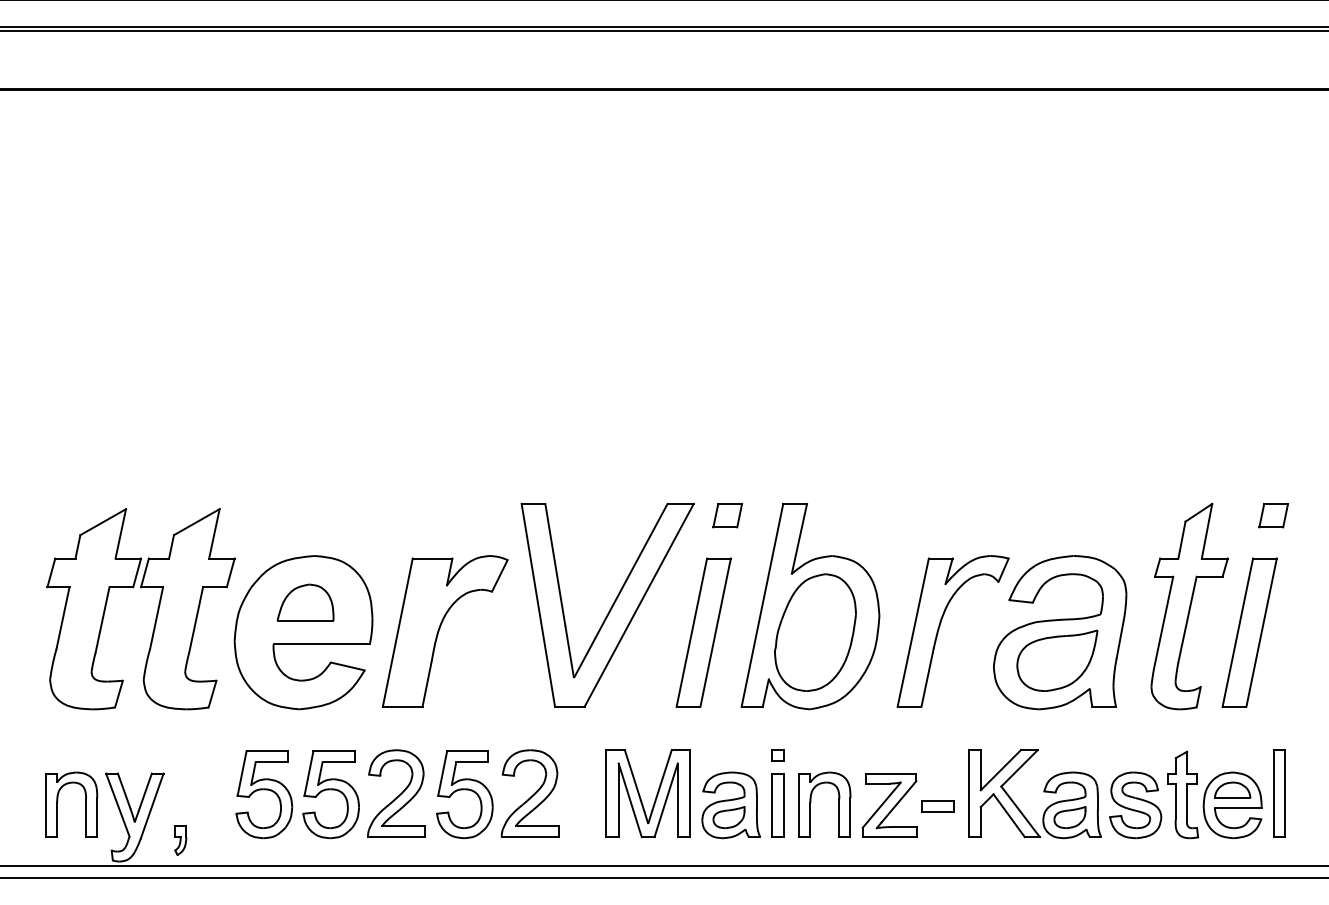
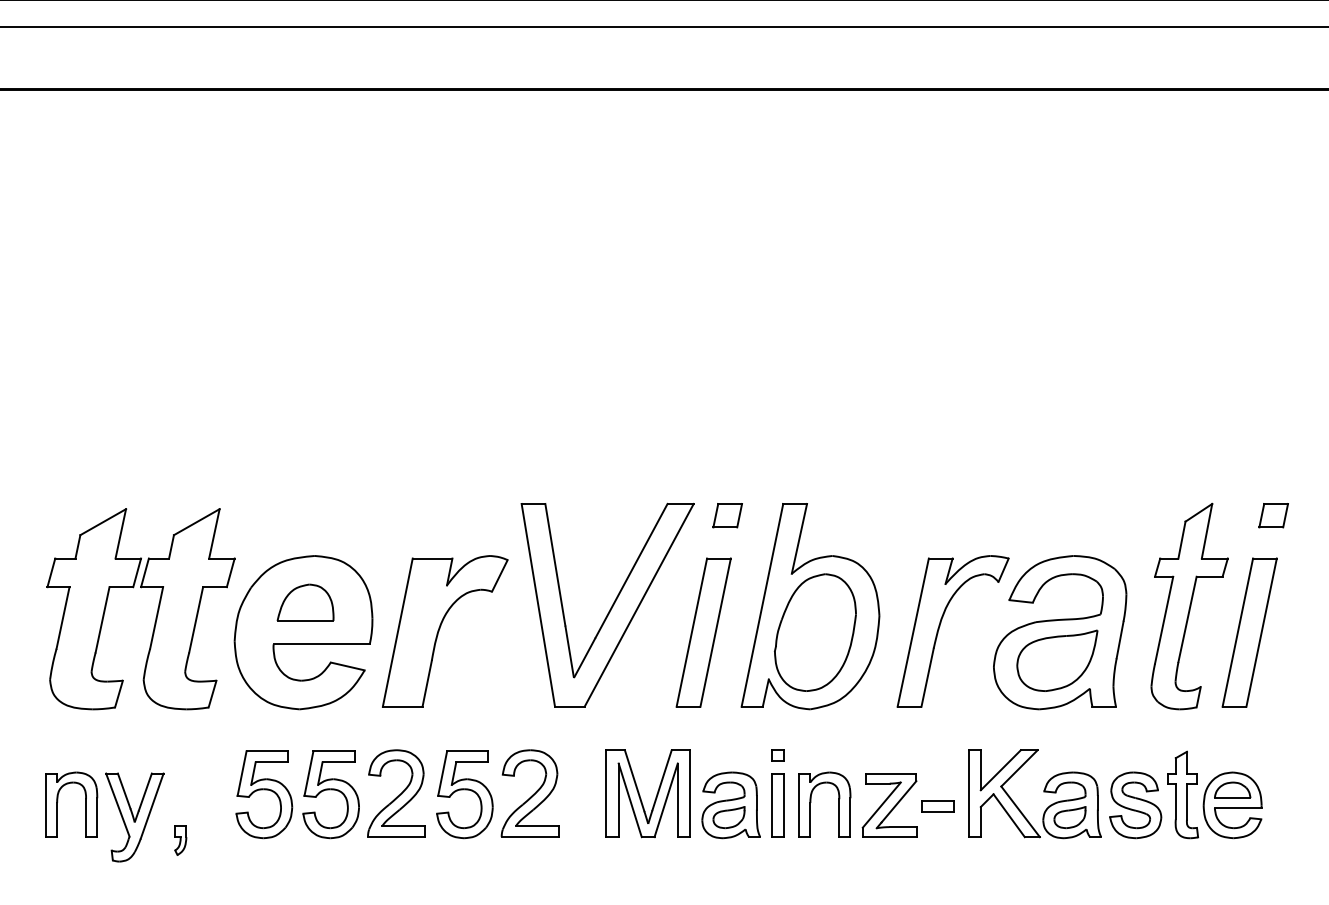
line: present -> none (663, 31)
part: present -> none (1279, 793)
line: present -> none (663, 866)
line: present -> none (663, 877)
